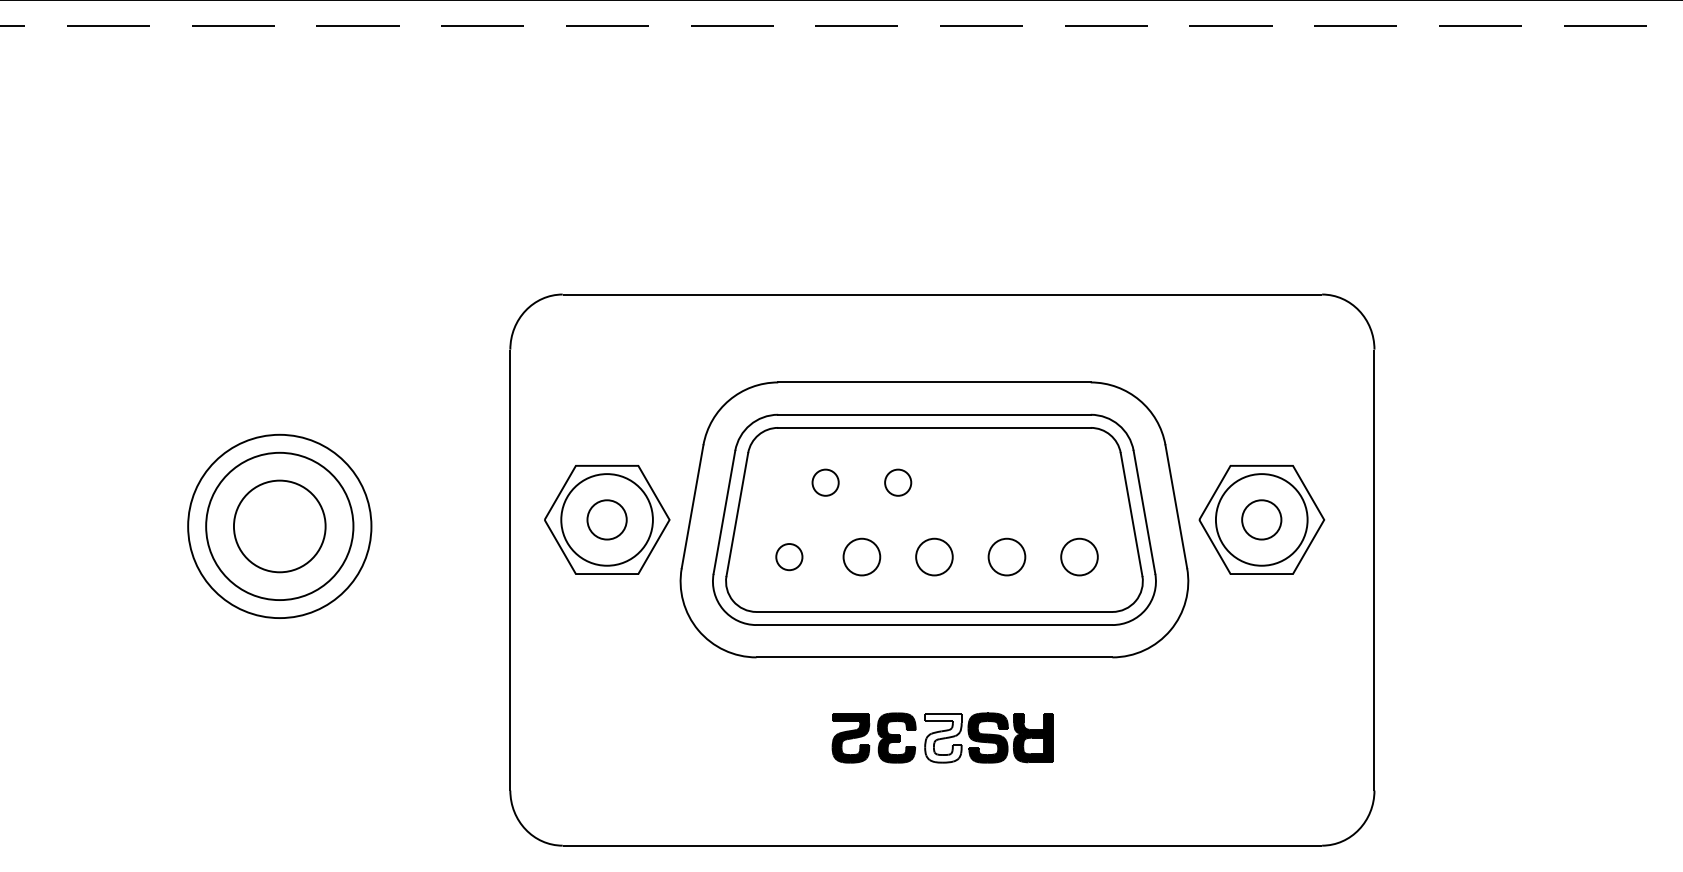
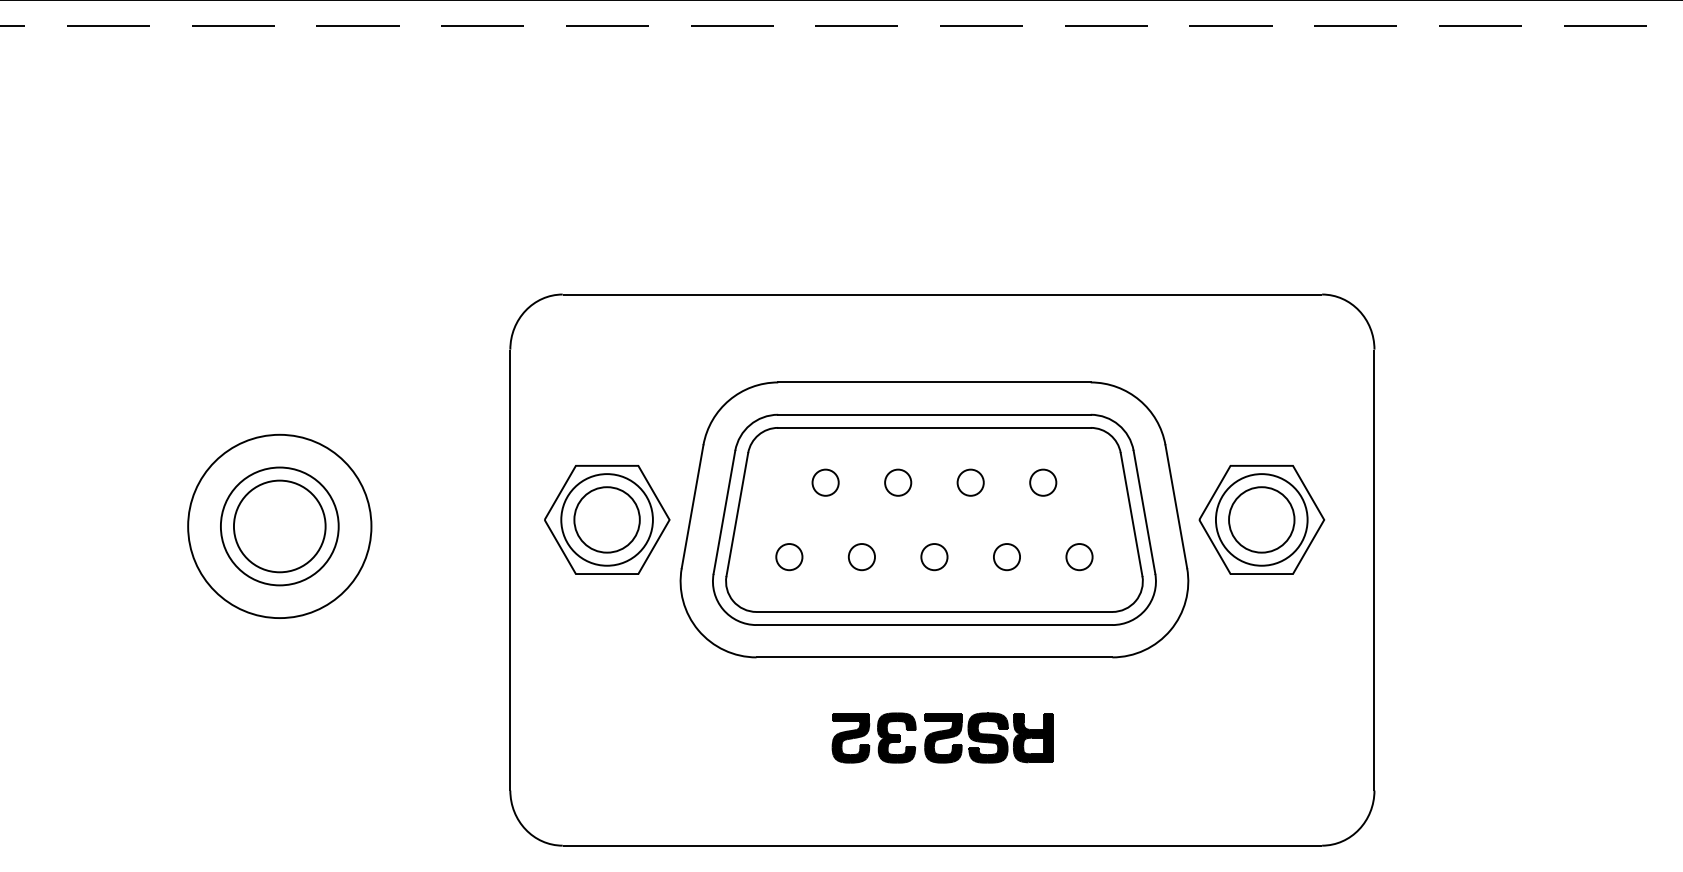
circle: none -> present (970, 482)
circle: none -> present (1043, 482)
circle diameter: 39 px -> 65 px (606, 519)
circle diameter: 39 px -> 65 px (1261, 519)
circle diameter: 147 px -> 118 px (279, 526)
circle diameter: 37 px -> 26 px (861, 557)
circle diameter: 37 px -> 26 px (934, 557)
circle diameter: 37 px -> 26 px (1006, 557)
circle diameter: 37 px -> 26 px (1079, 557)
fill: none -> present (943, 737)
